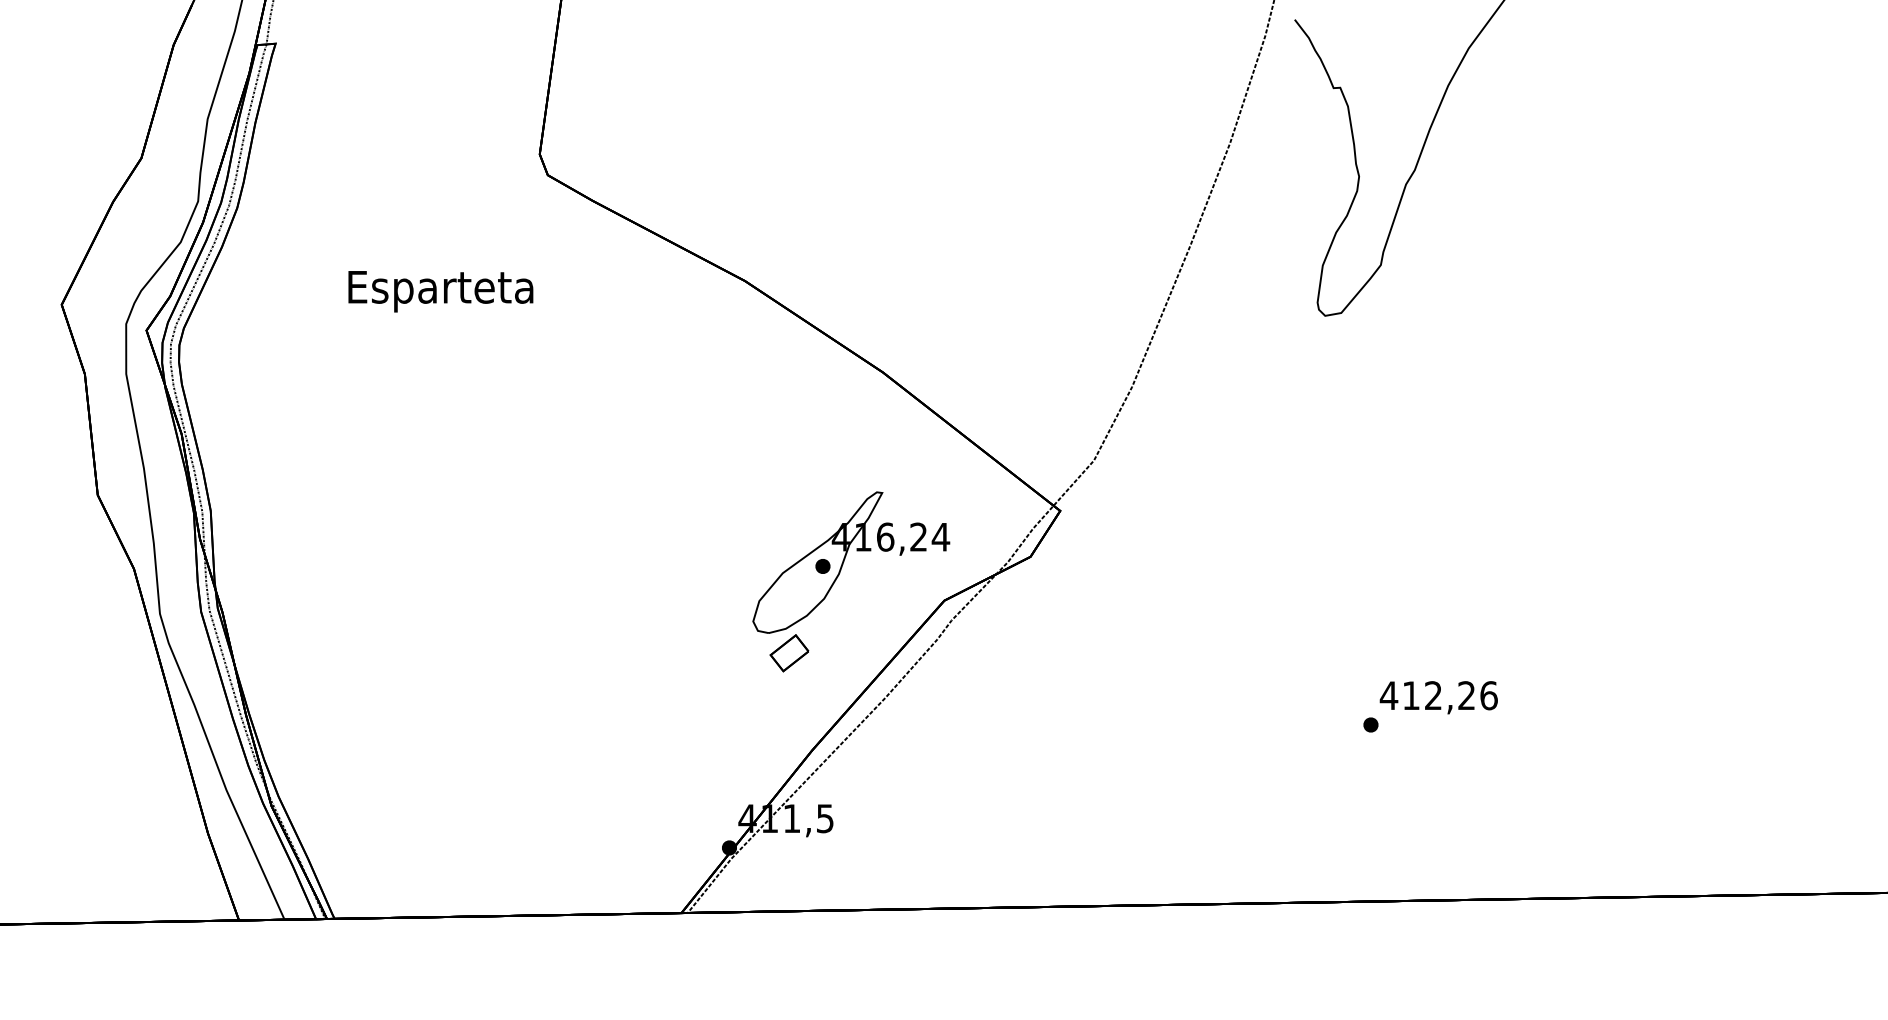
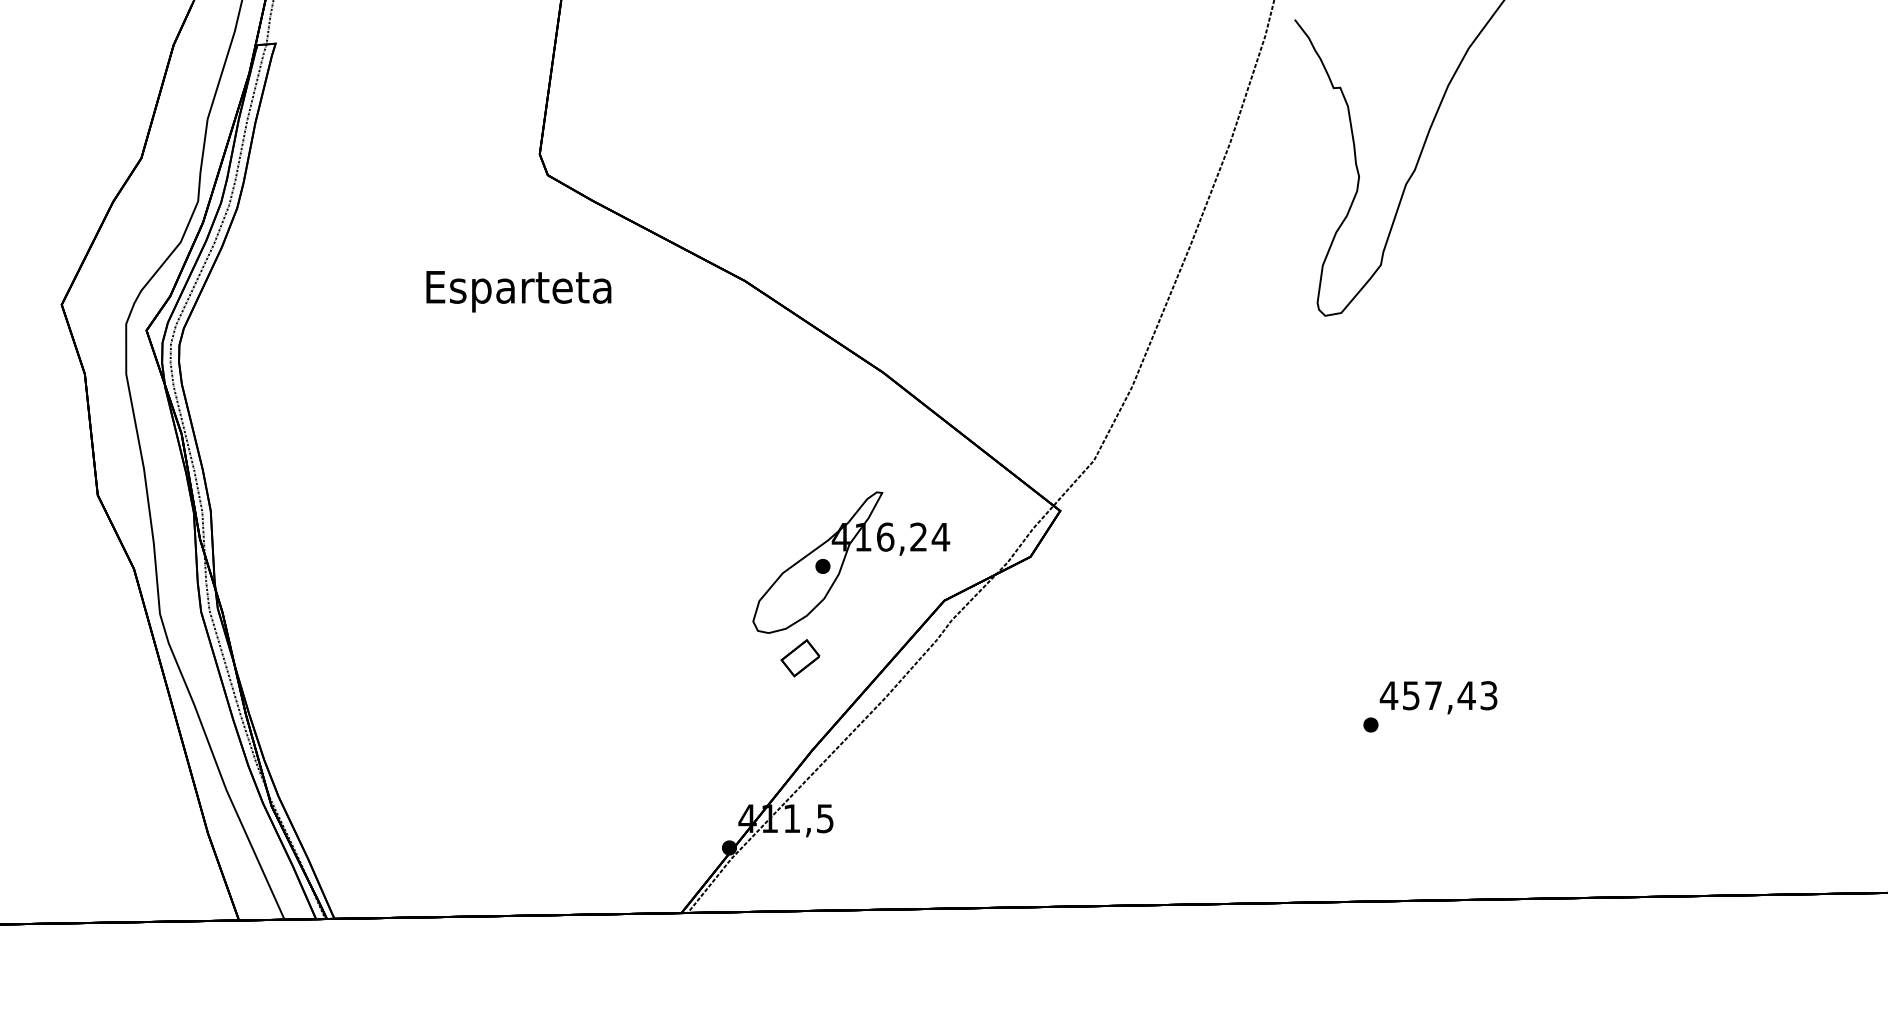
text position: (440, 291) -> (518, 291) (518, 291)
part position: (789, 653) -> (800, 658) (800, 658)
text: 412,26 -> 457,43 (1450, 695)
